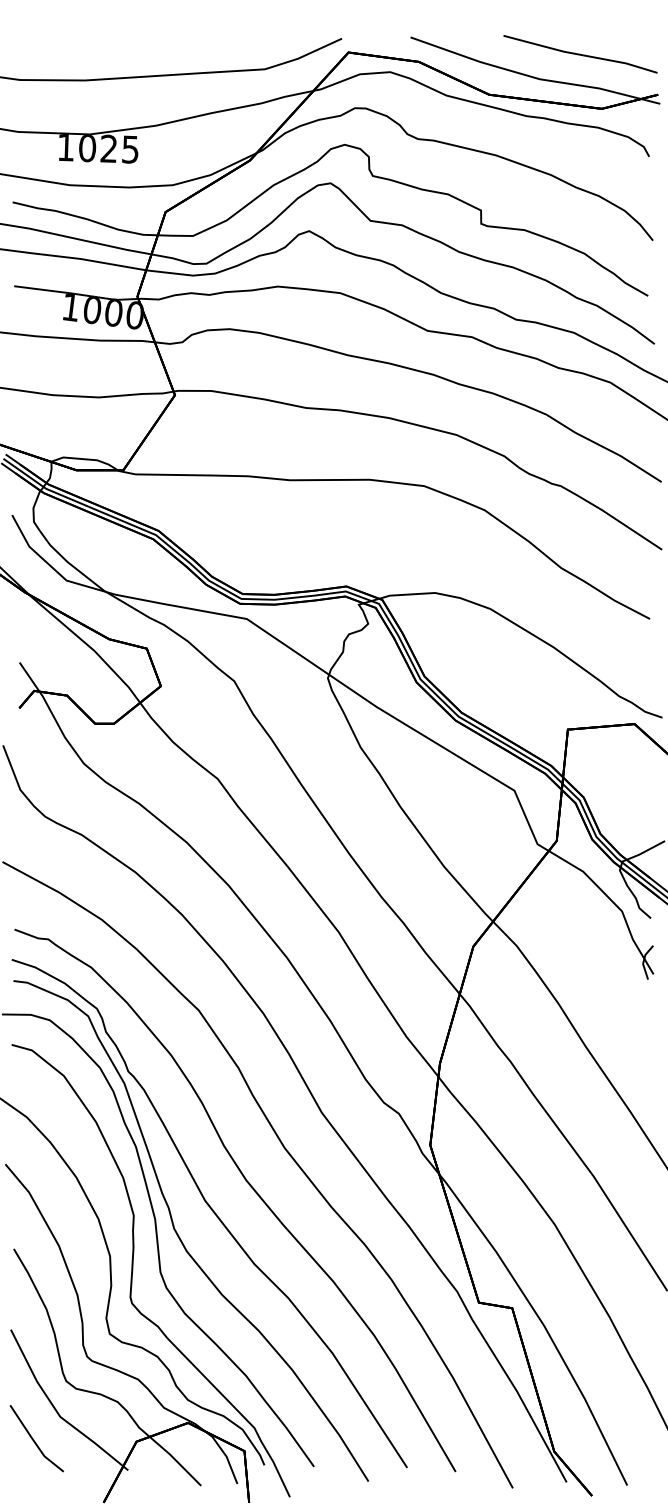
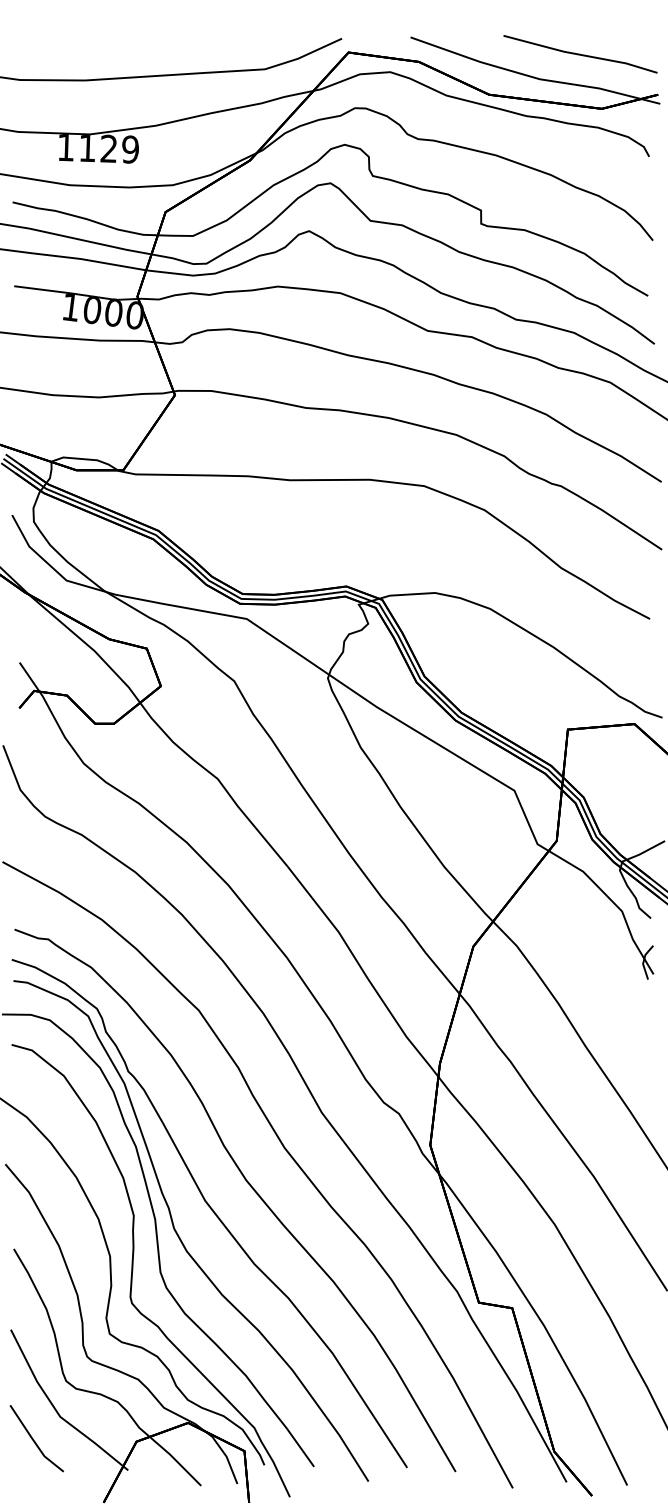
text: 1025 -> 1129 (108, 149)
